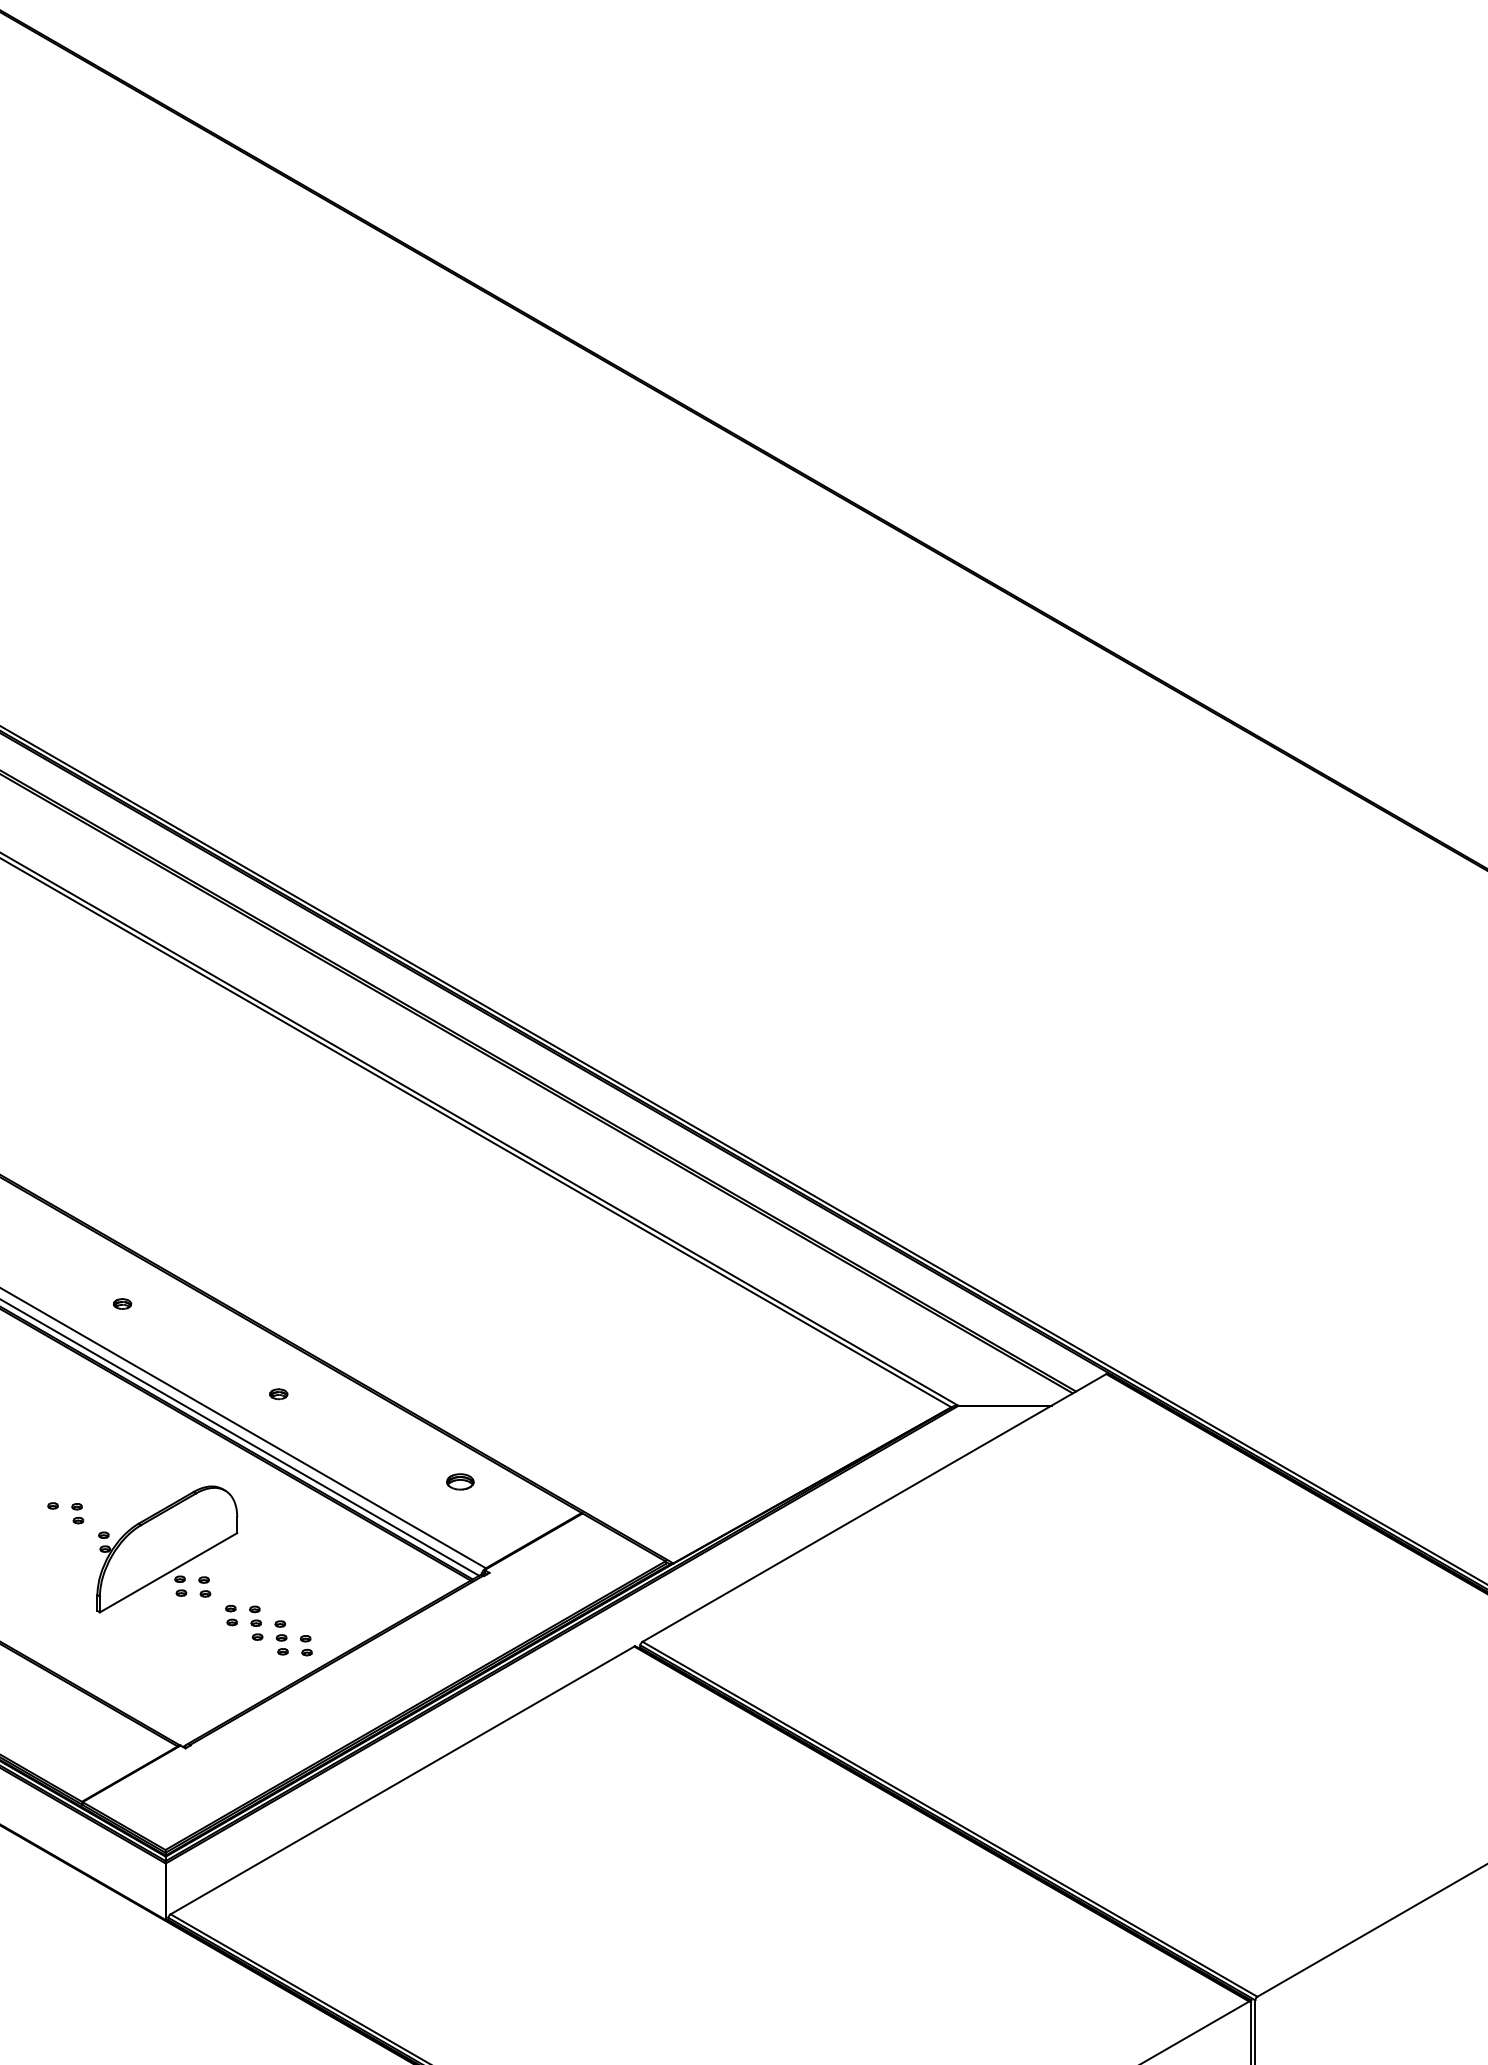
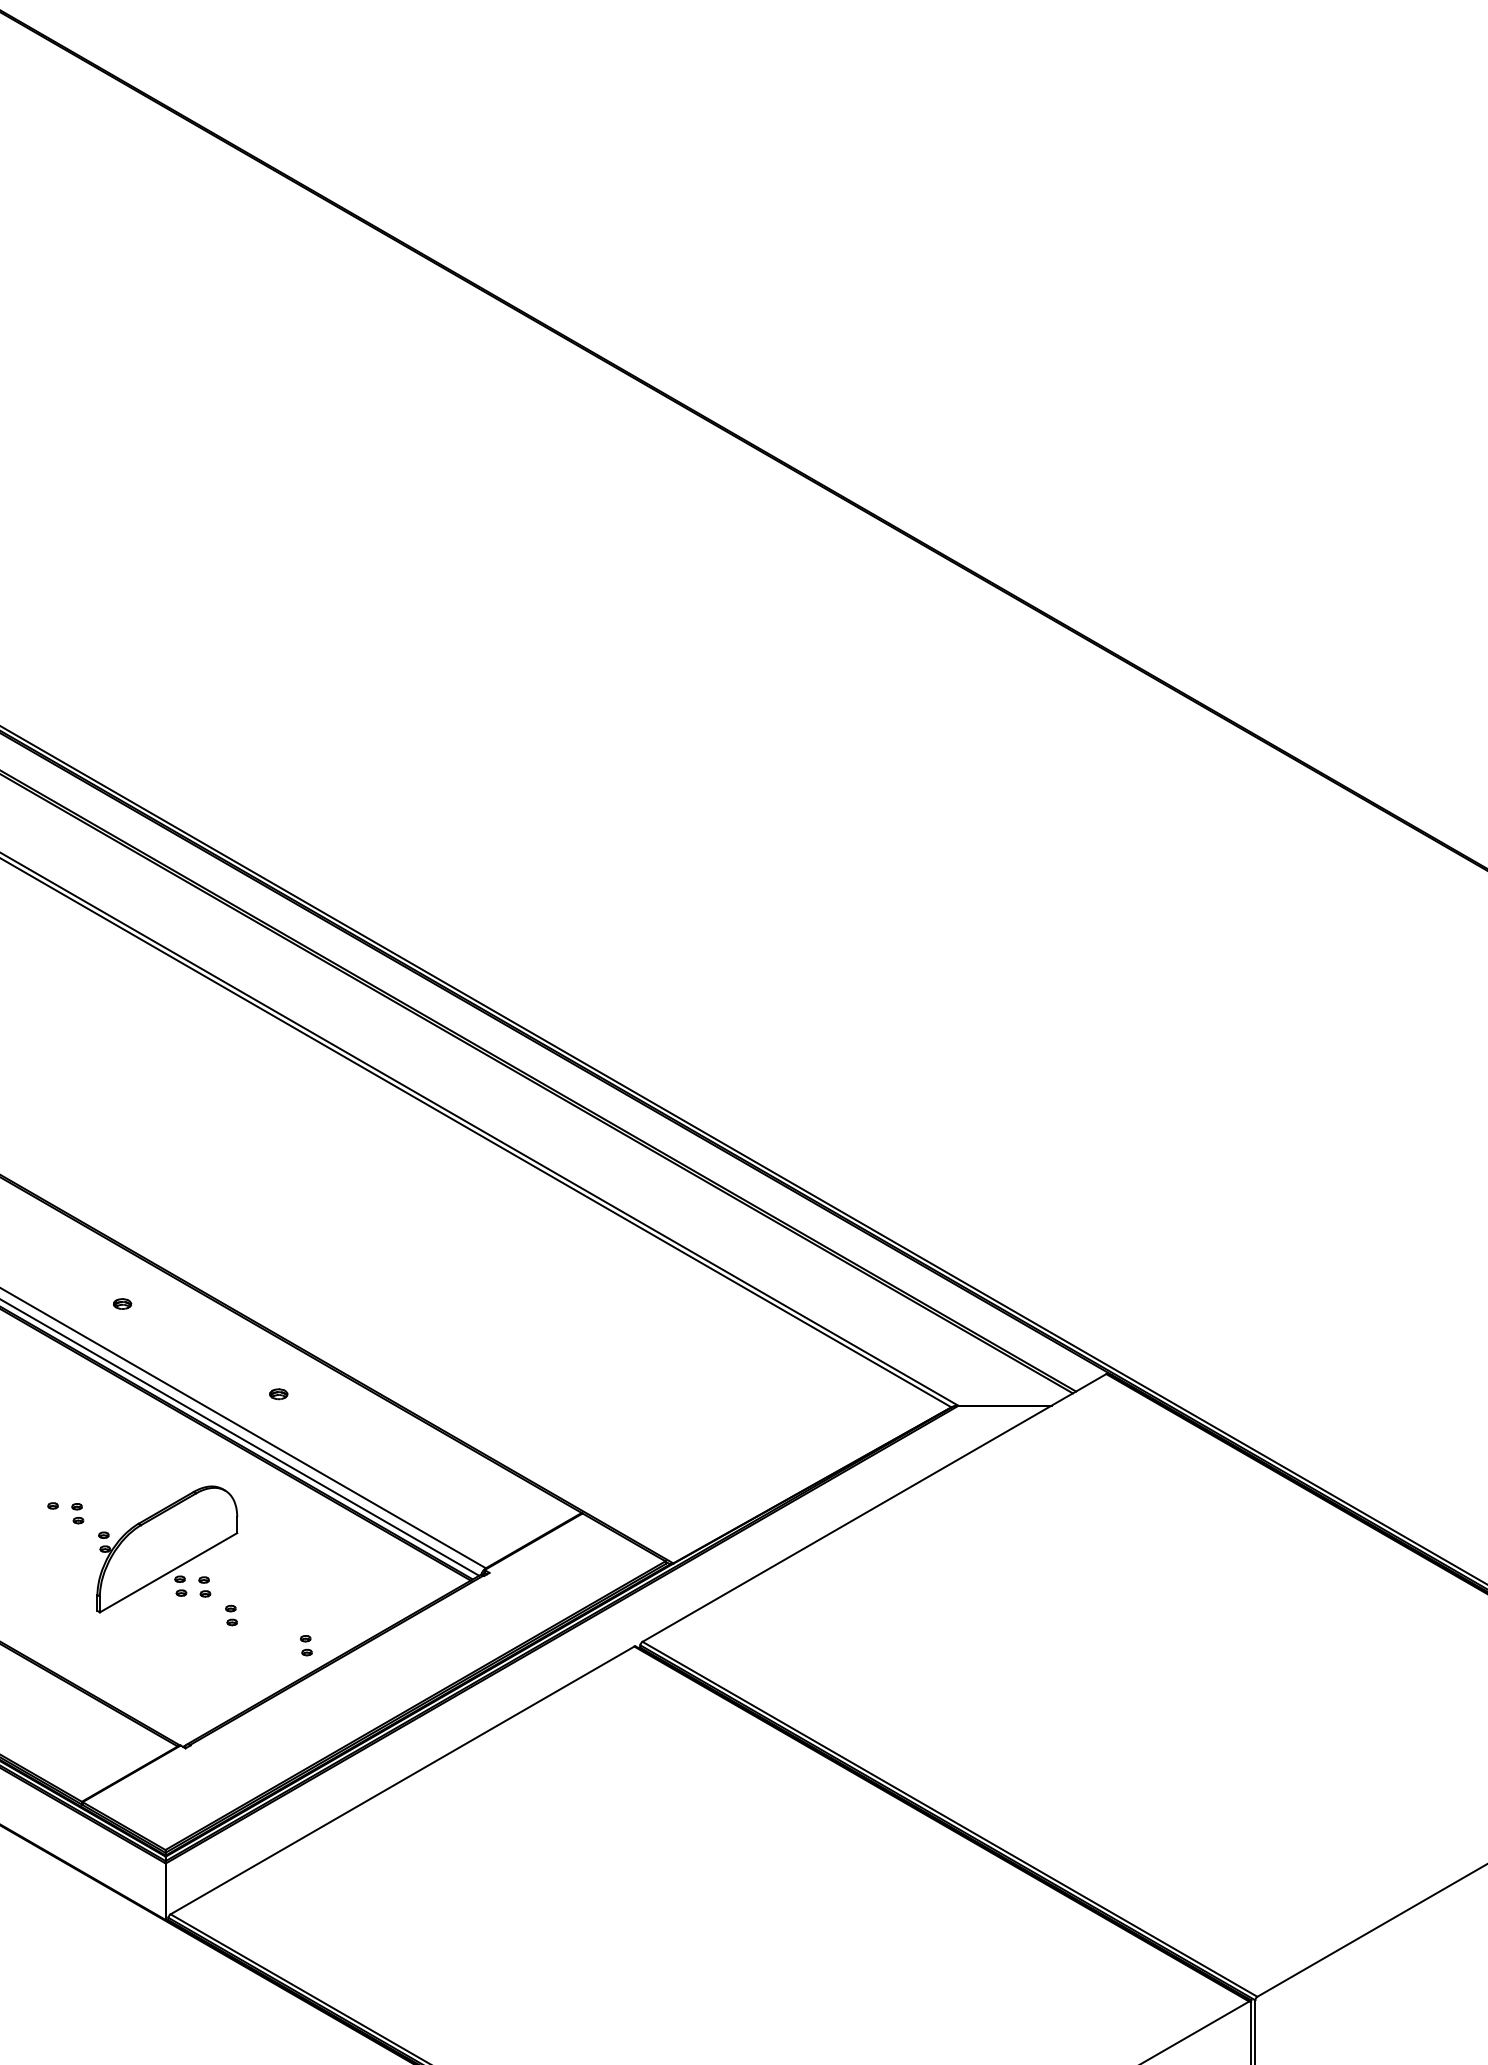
part: present -> none (460, 1481)
part: present -> none (256, 1622)
part: present -> none (281, 1637)
